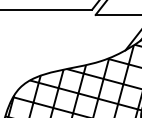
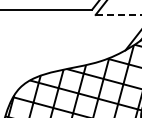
line: solid -> dashed (118, 14)
